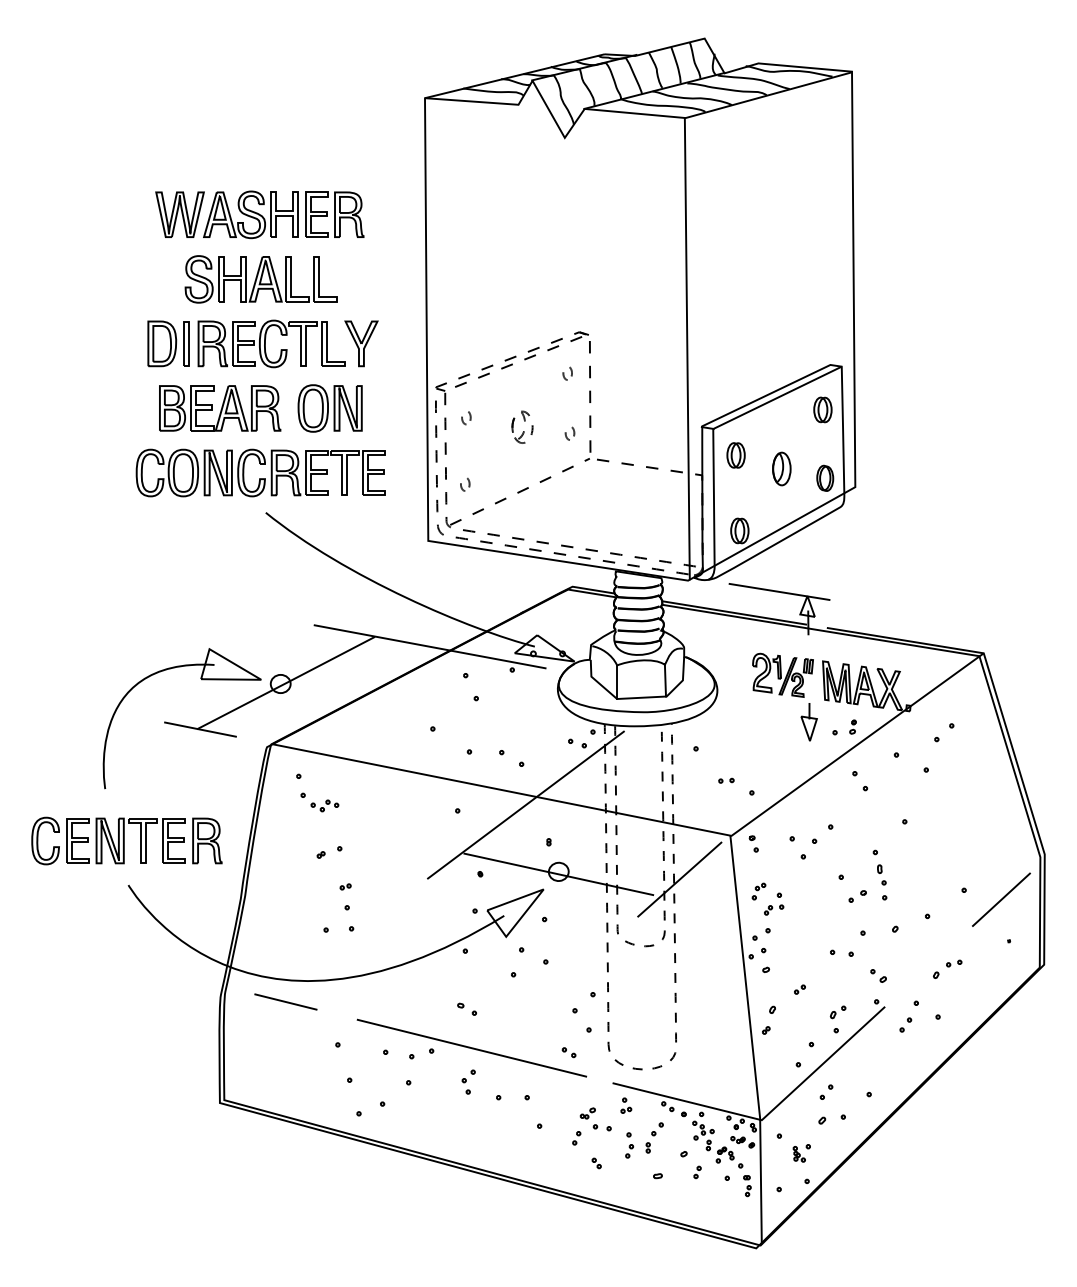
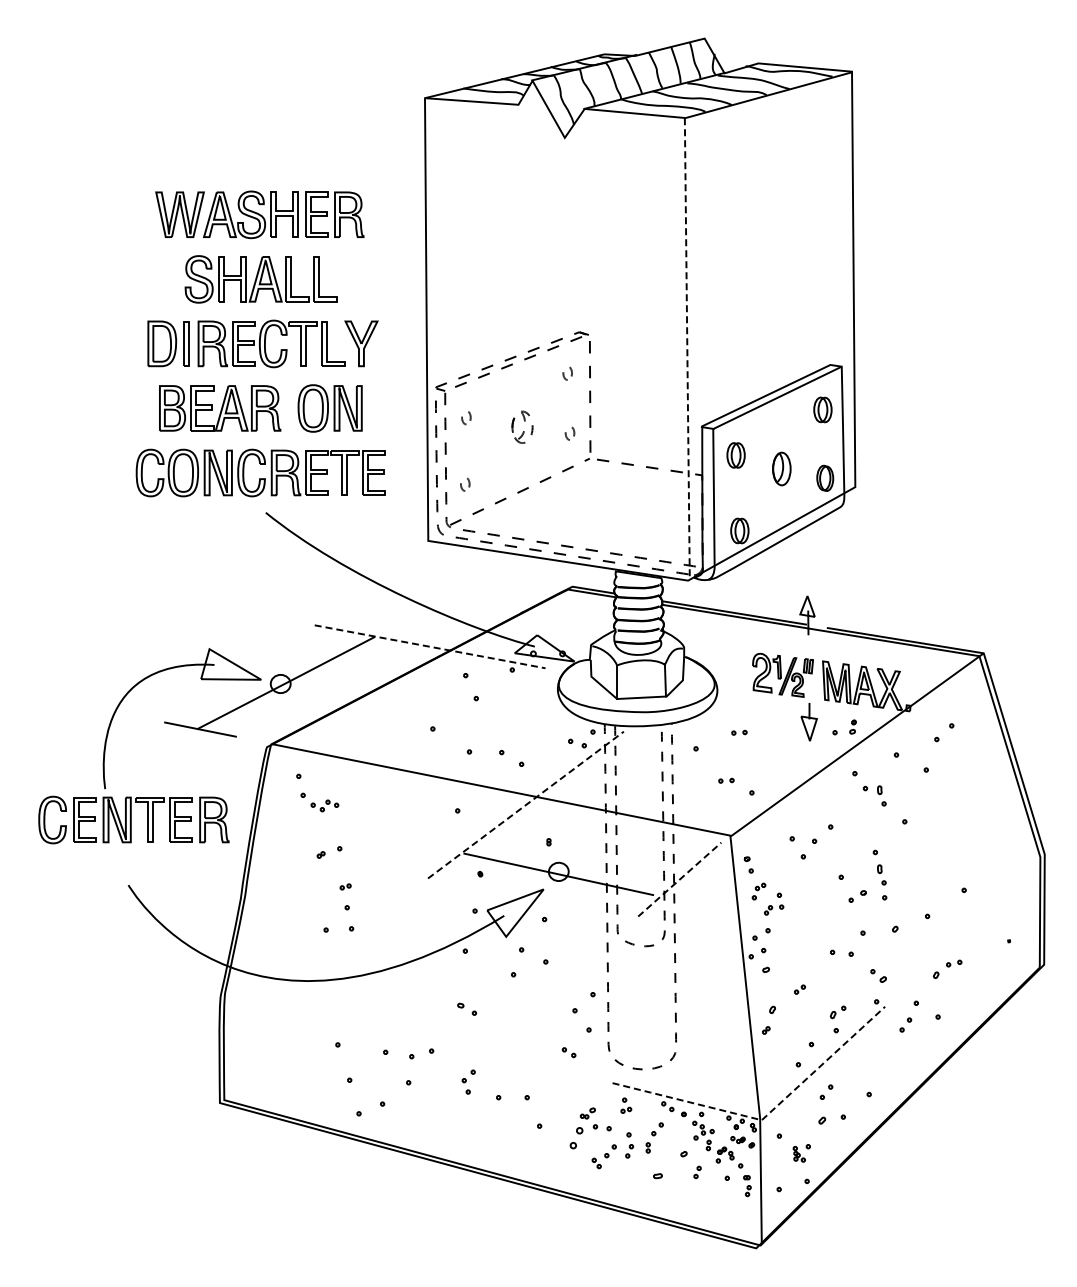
line: solid -> dashed (687, 348)
line: present -> none (779, 591)
line: solid -> dashed (430, 646)
part: none -> present (739, 732)
part: none -> present (881, 795)
line: solid -> dashed (526, 804)
part position: (126, 840) -> (133, 819) (133, 819)
part position: (753, 843) -> (748, 864) (748, 864)
line: solid -> dashed (679, 879)
line: present -> none (1000, 899)
line: present -> none (285, 1001)
line: present -> none (471, 1047)
line: solid -> dashed (766, 1116)
part size: 10x15 px -> 15x23 px (576, 1138)
part: none -> present (610, 1151)
